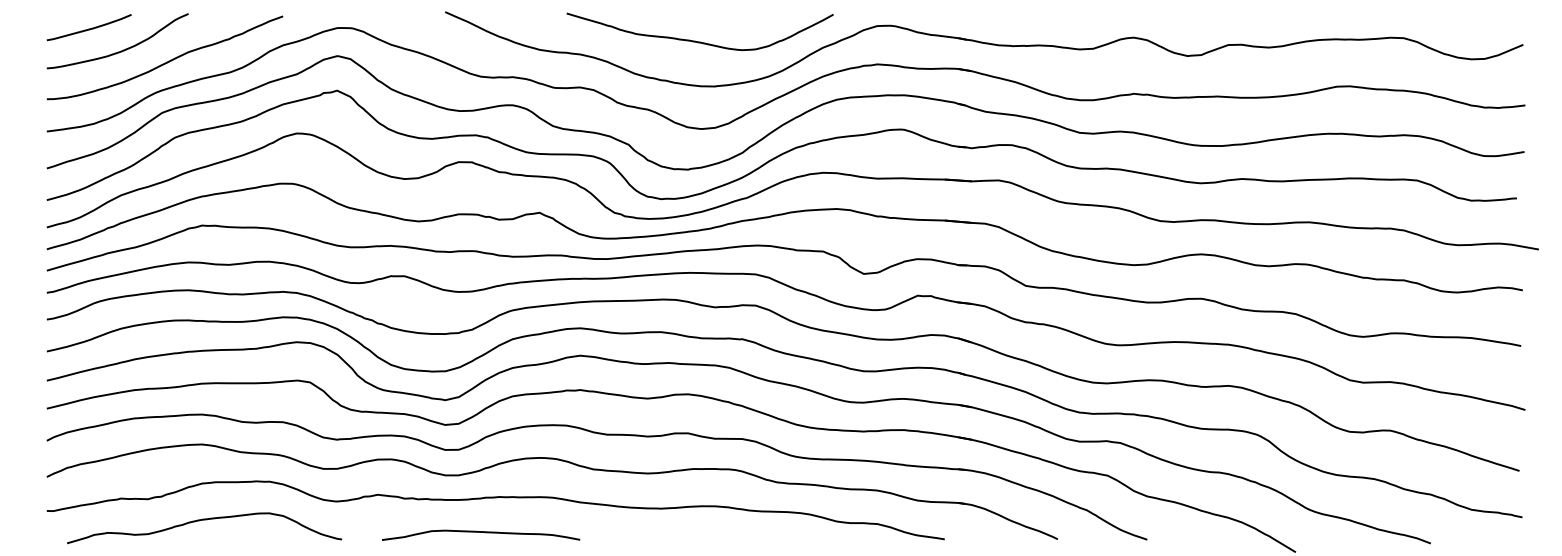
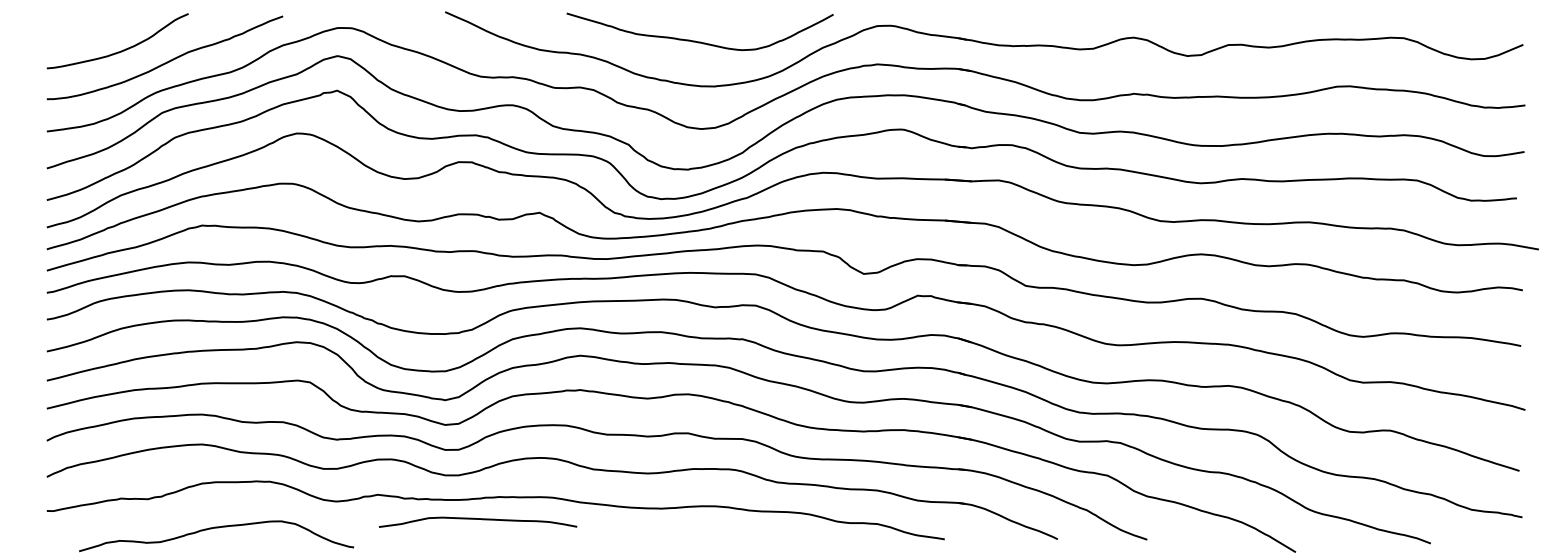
curve: present -> none (88, 28)
curve position: (204, 520) -> (216, 528) (216, 528)
curve position: (481, 532) -> (478, 519) (478, 519)
